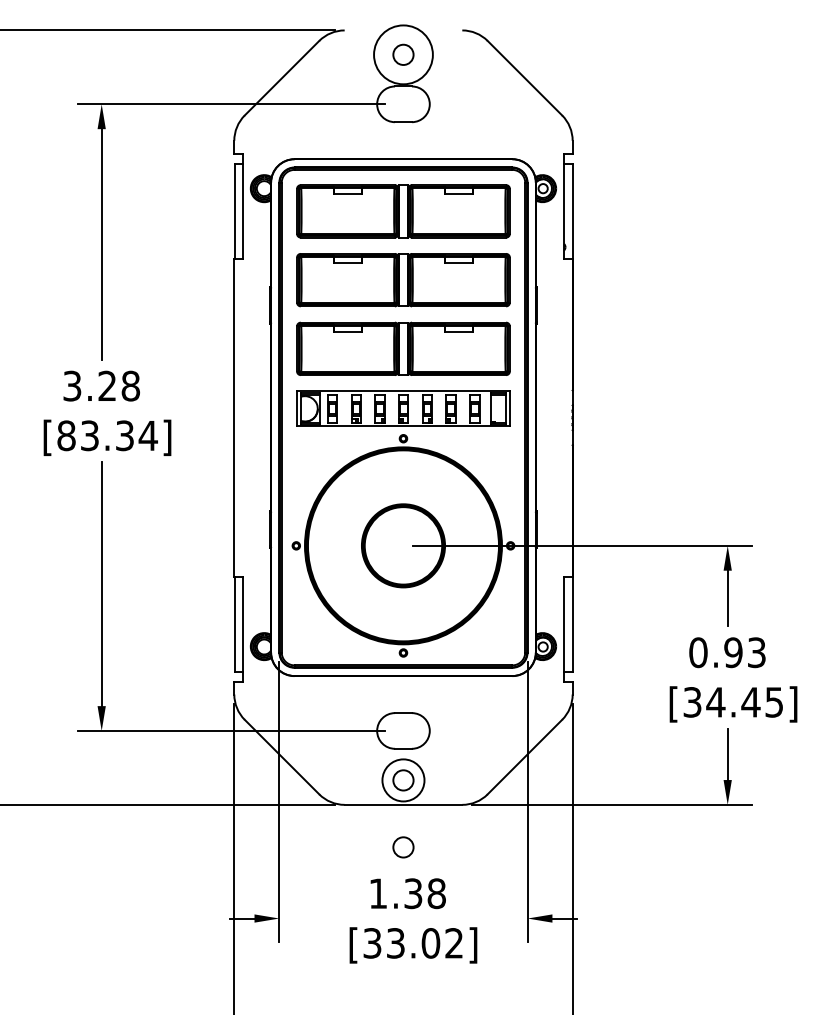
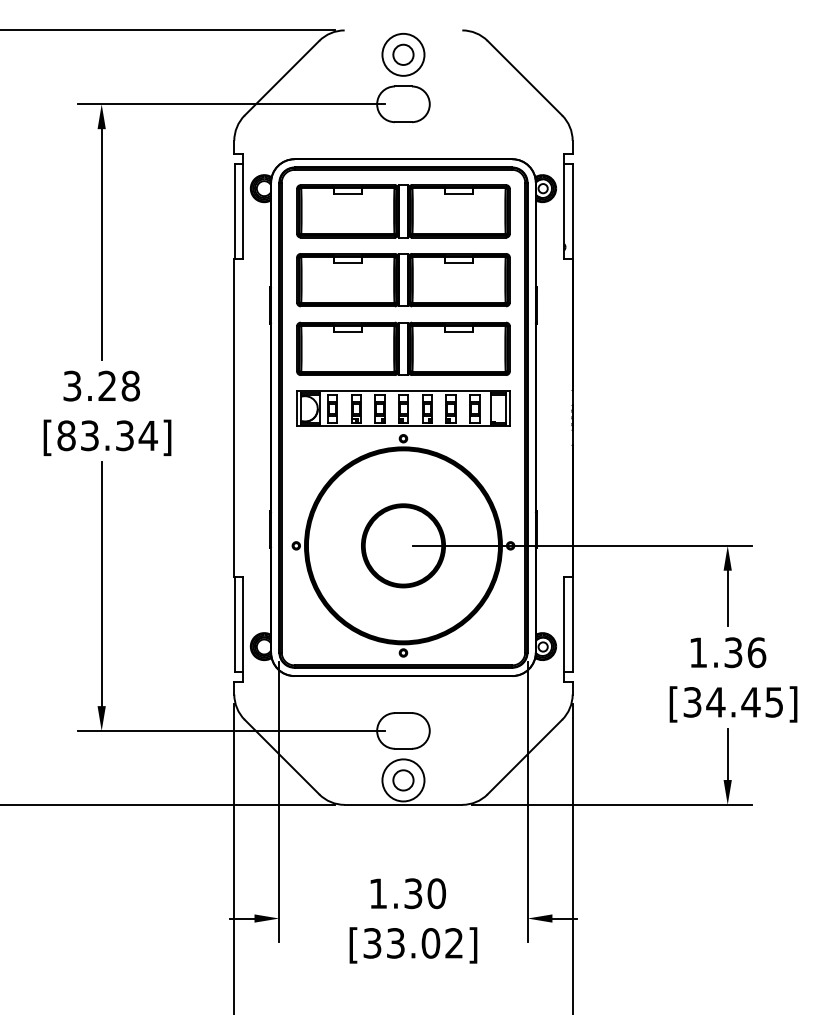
circle diameter: 59 px -> 42 px (403, 54)
text: 0.93 -> 1.36 (727, 652)
circle: present -> none (403, 847)
text: 1.38 -> 1.30 (436, 893)
